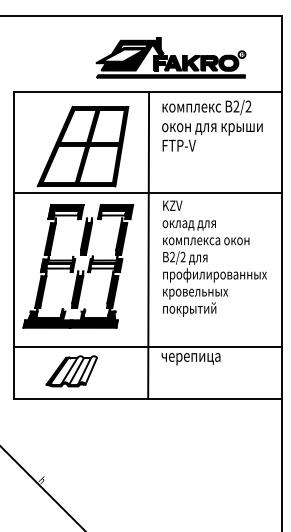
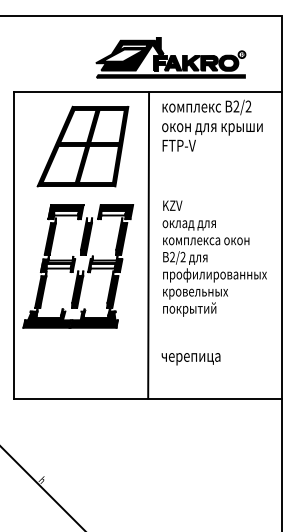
line: present -> none (148, 192)
line: present -> none (148, 347)
part: present -> none (71, 371)
